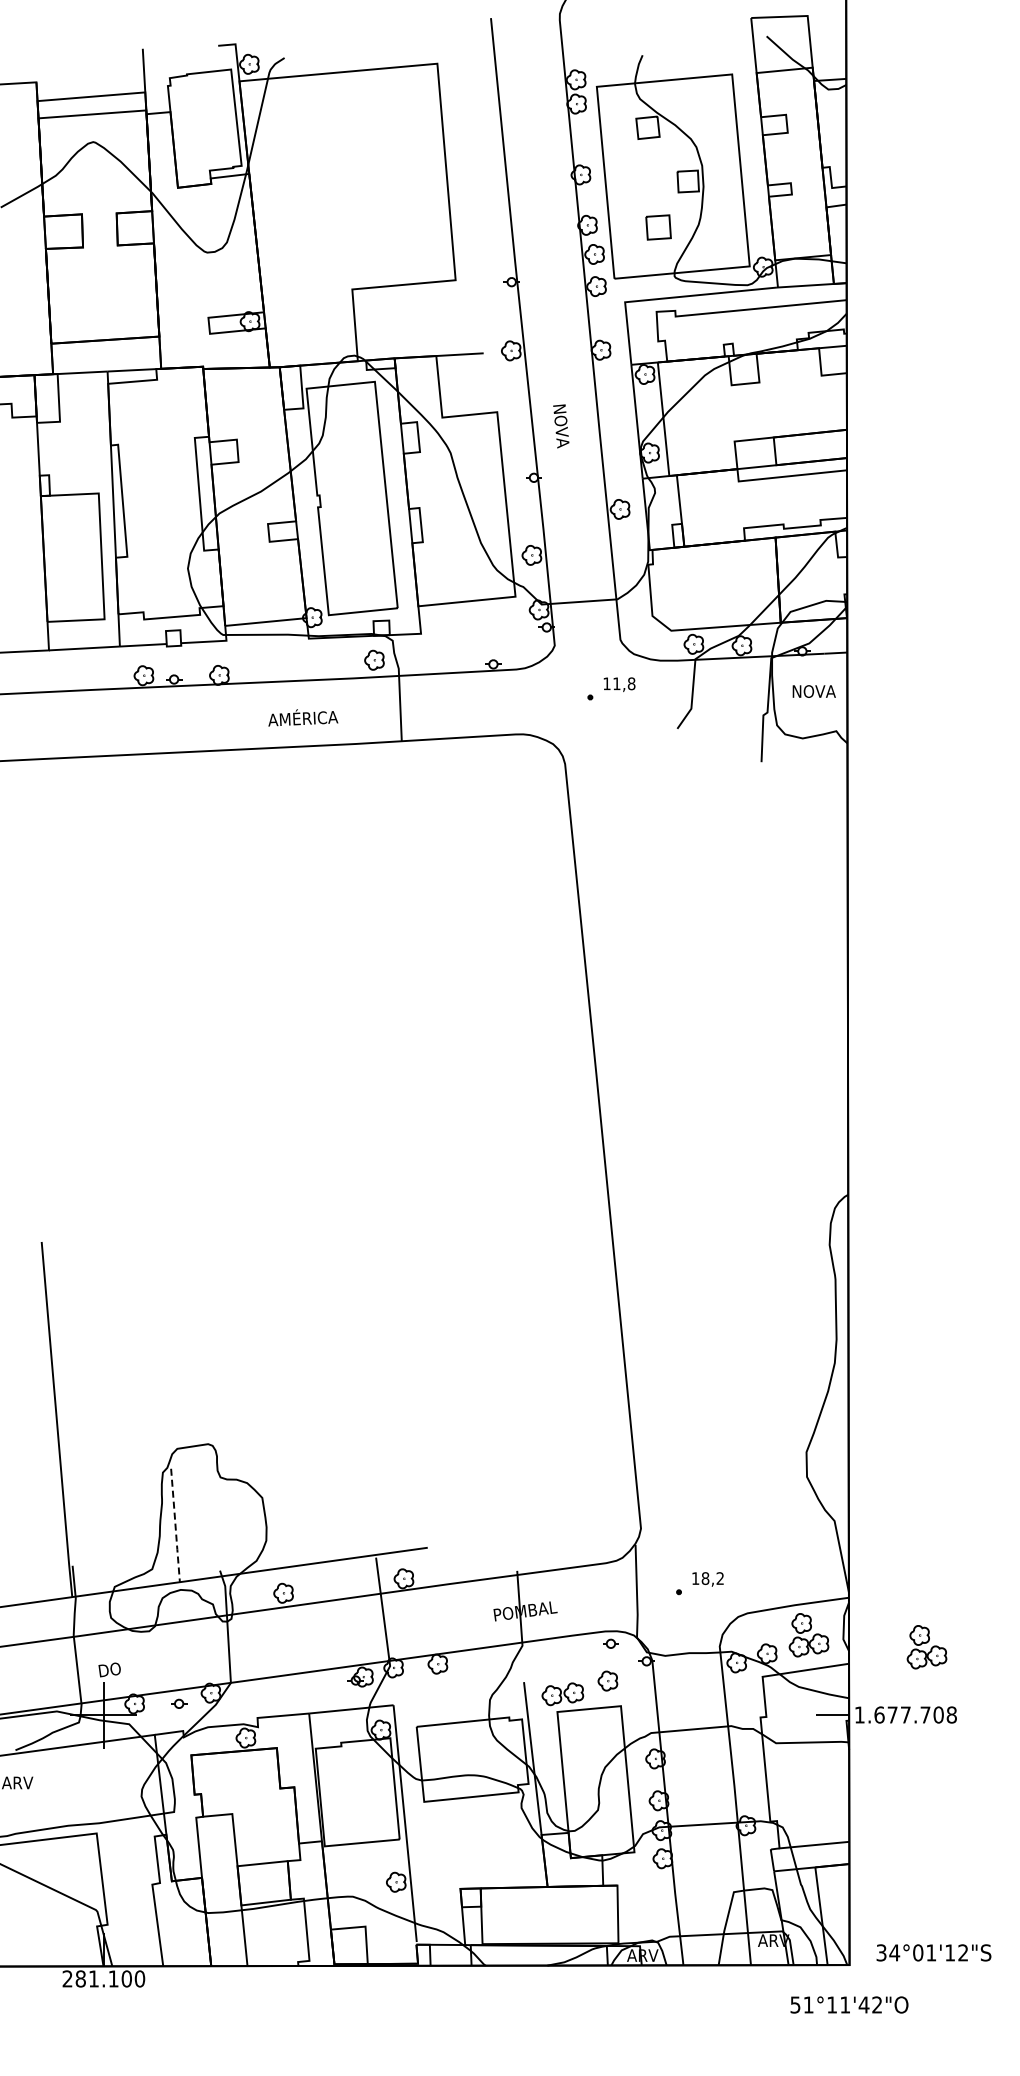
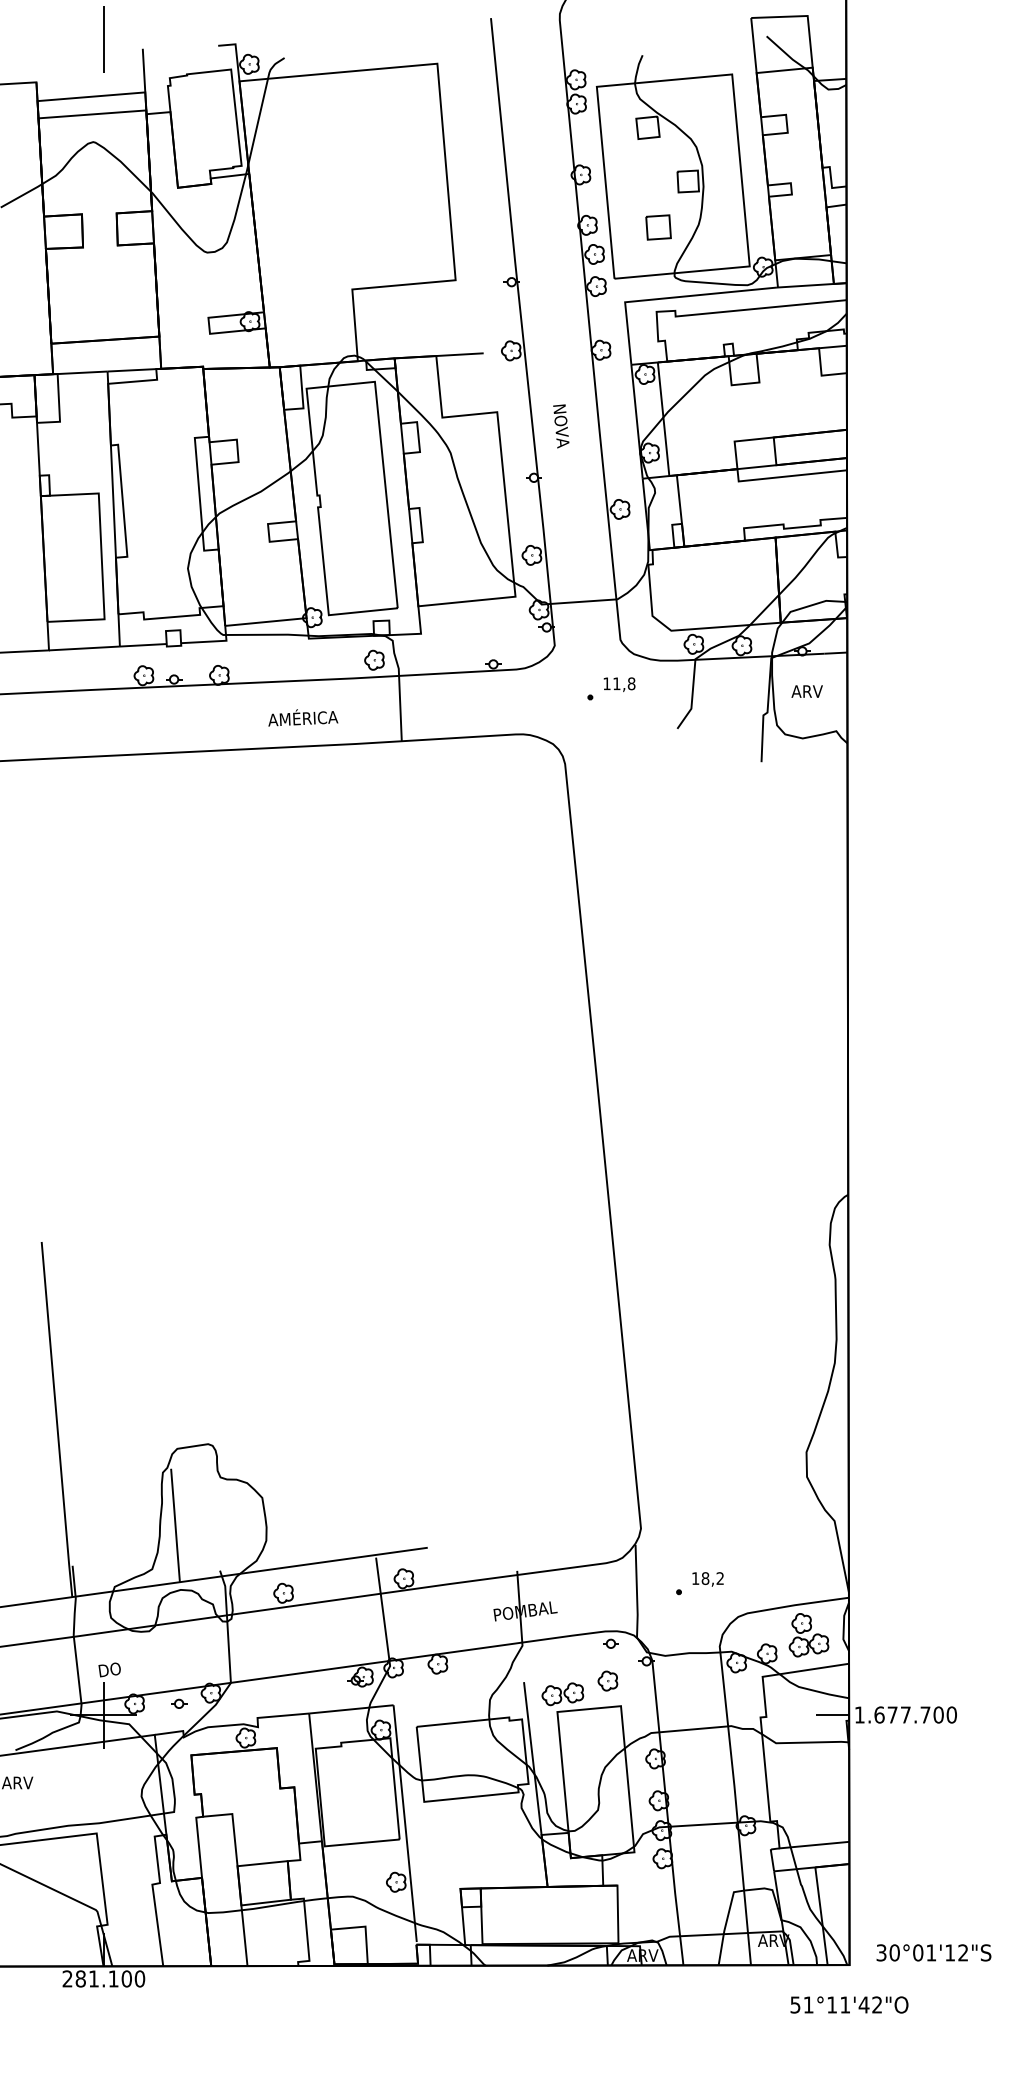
line: none -> present (103, 39)
text: NOVA -> ARV (813, 691)
line: dashed -> solid (175, 1525)
part: present -> none (926, 1647)
text: 1.677.708 -> 1.677.700 (951, 1714)
text: 34°01'12"S -> 30°01'12"S (894, 1952)
